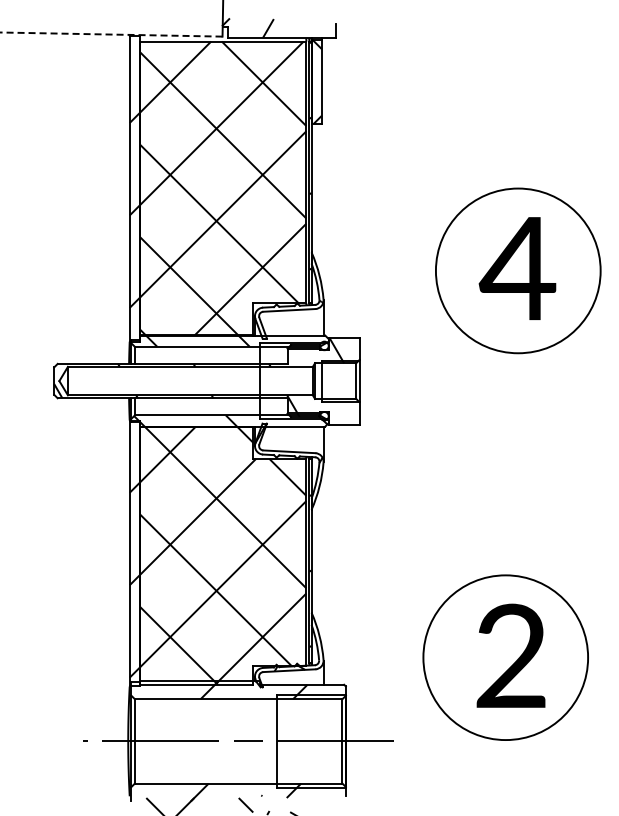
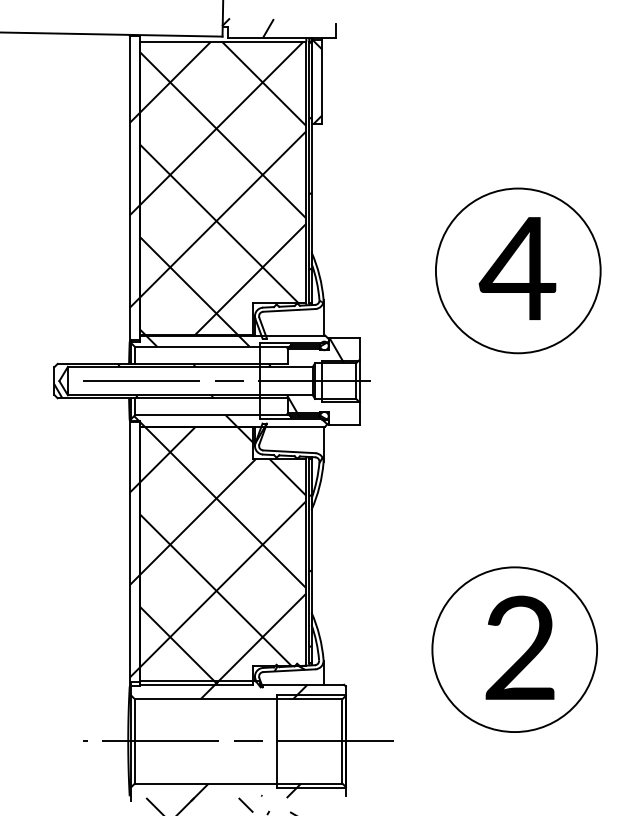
line: dashed -> solid (111, 34)
line: none -> present (227, 381)
part position: (505, 657) -> (514, 649) (514, 649)
